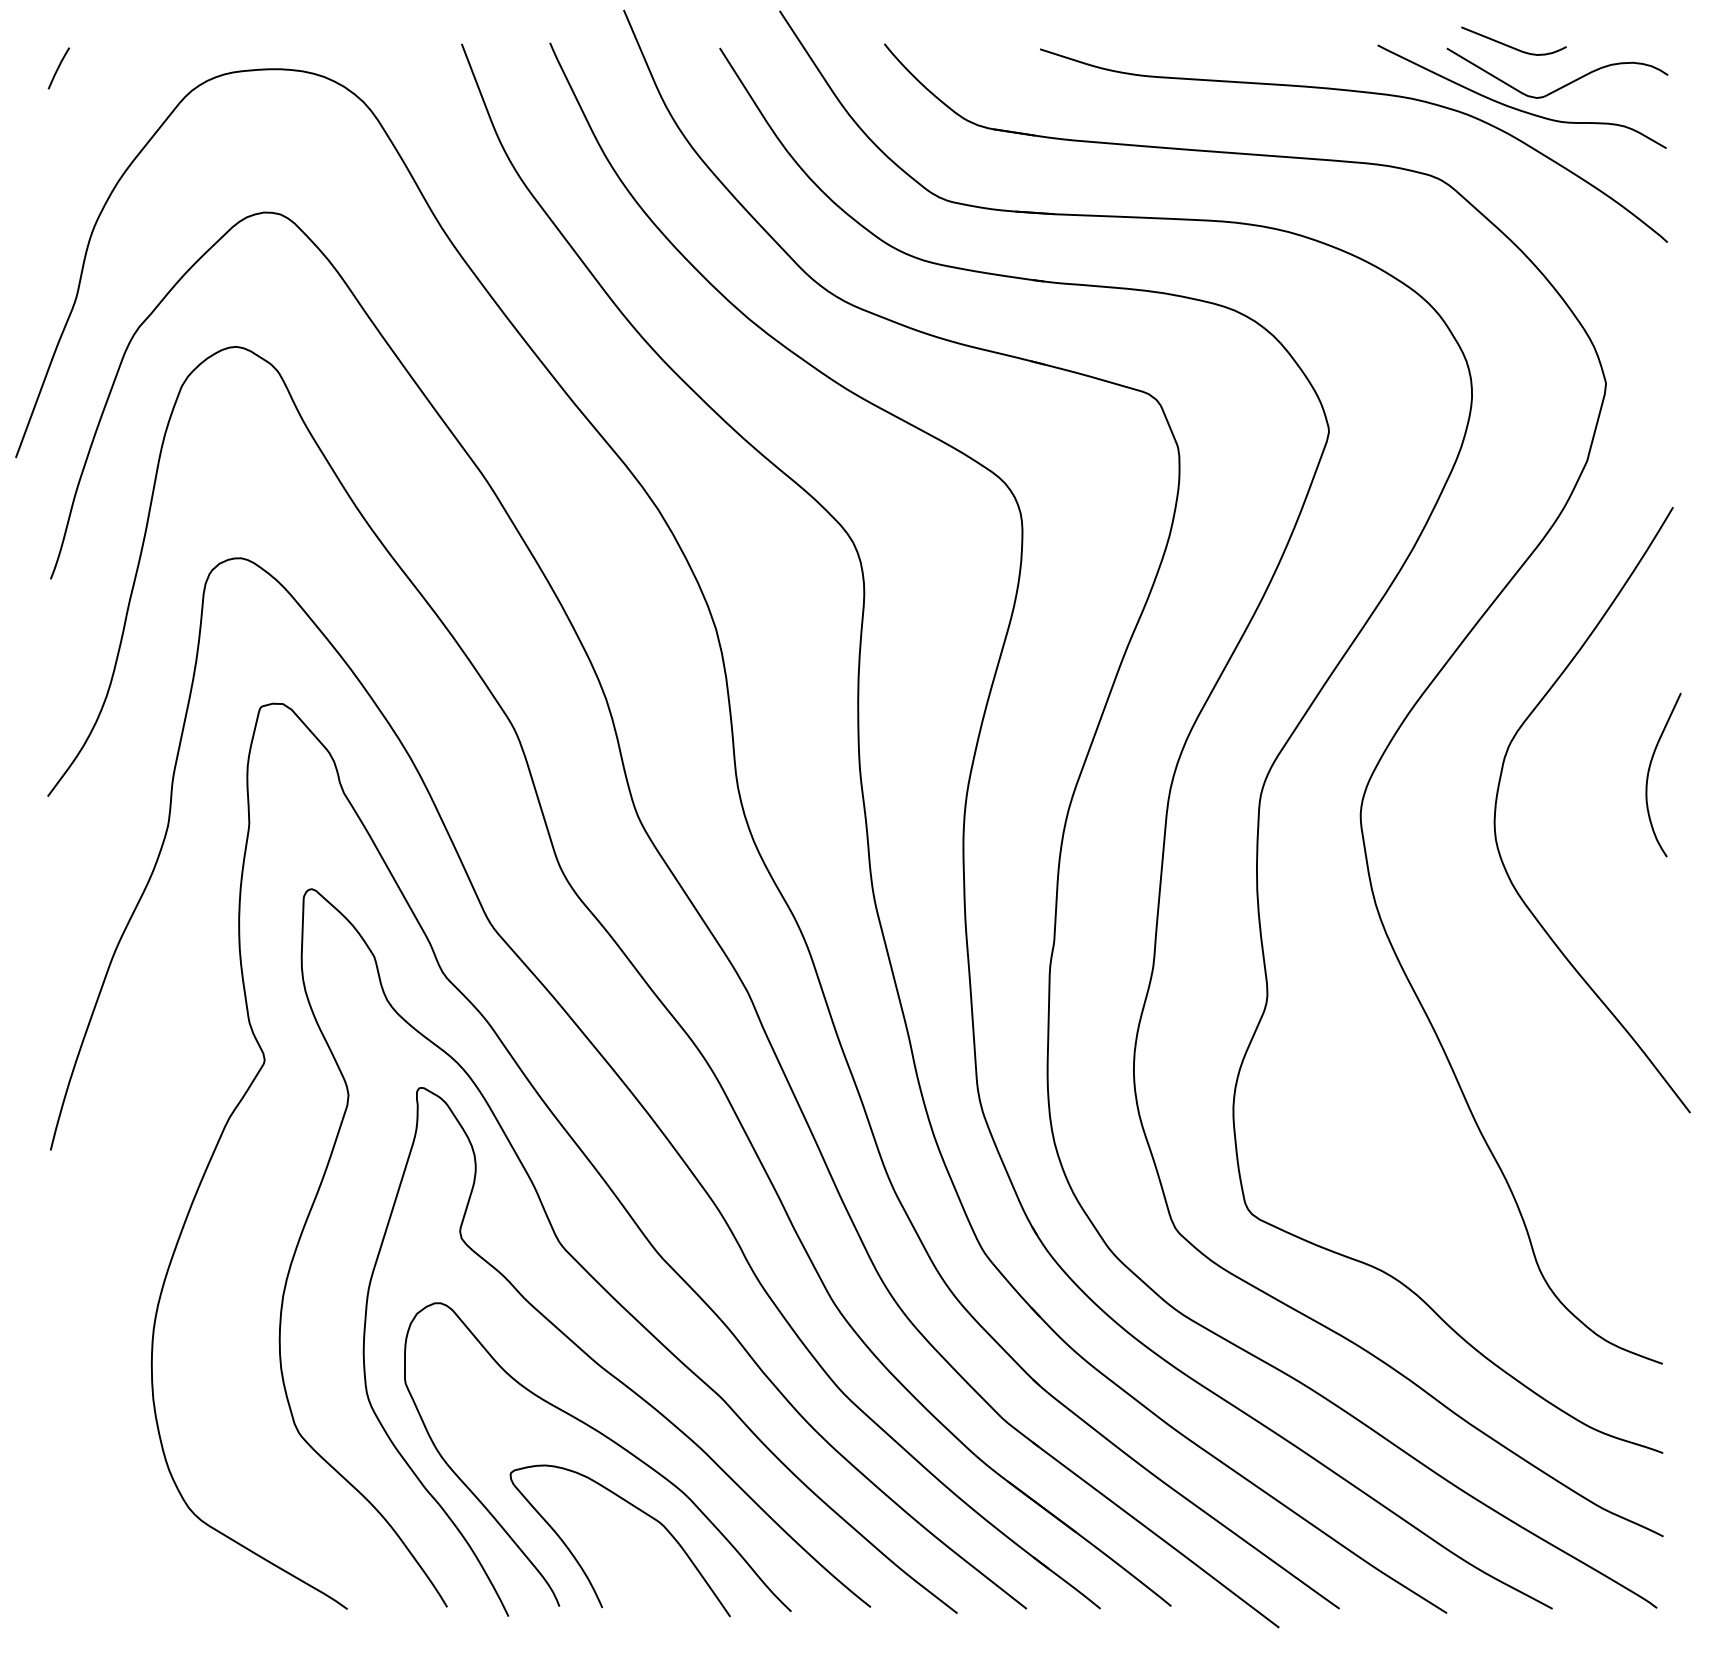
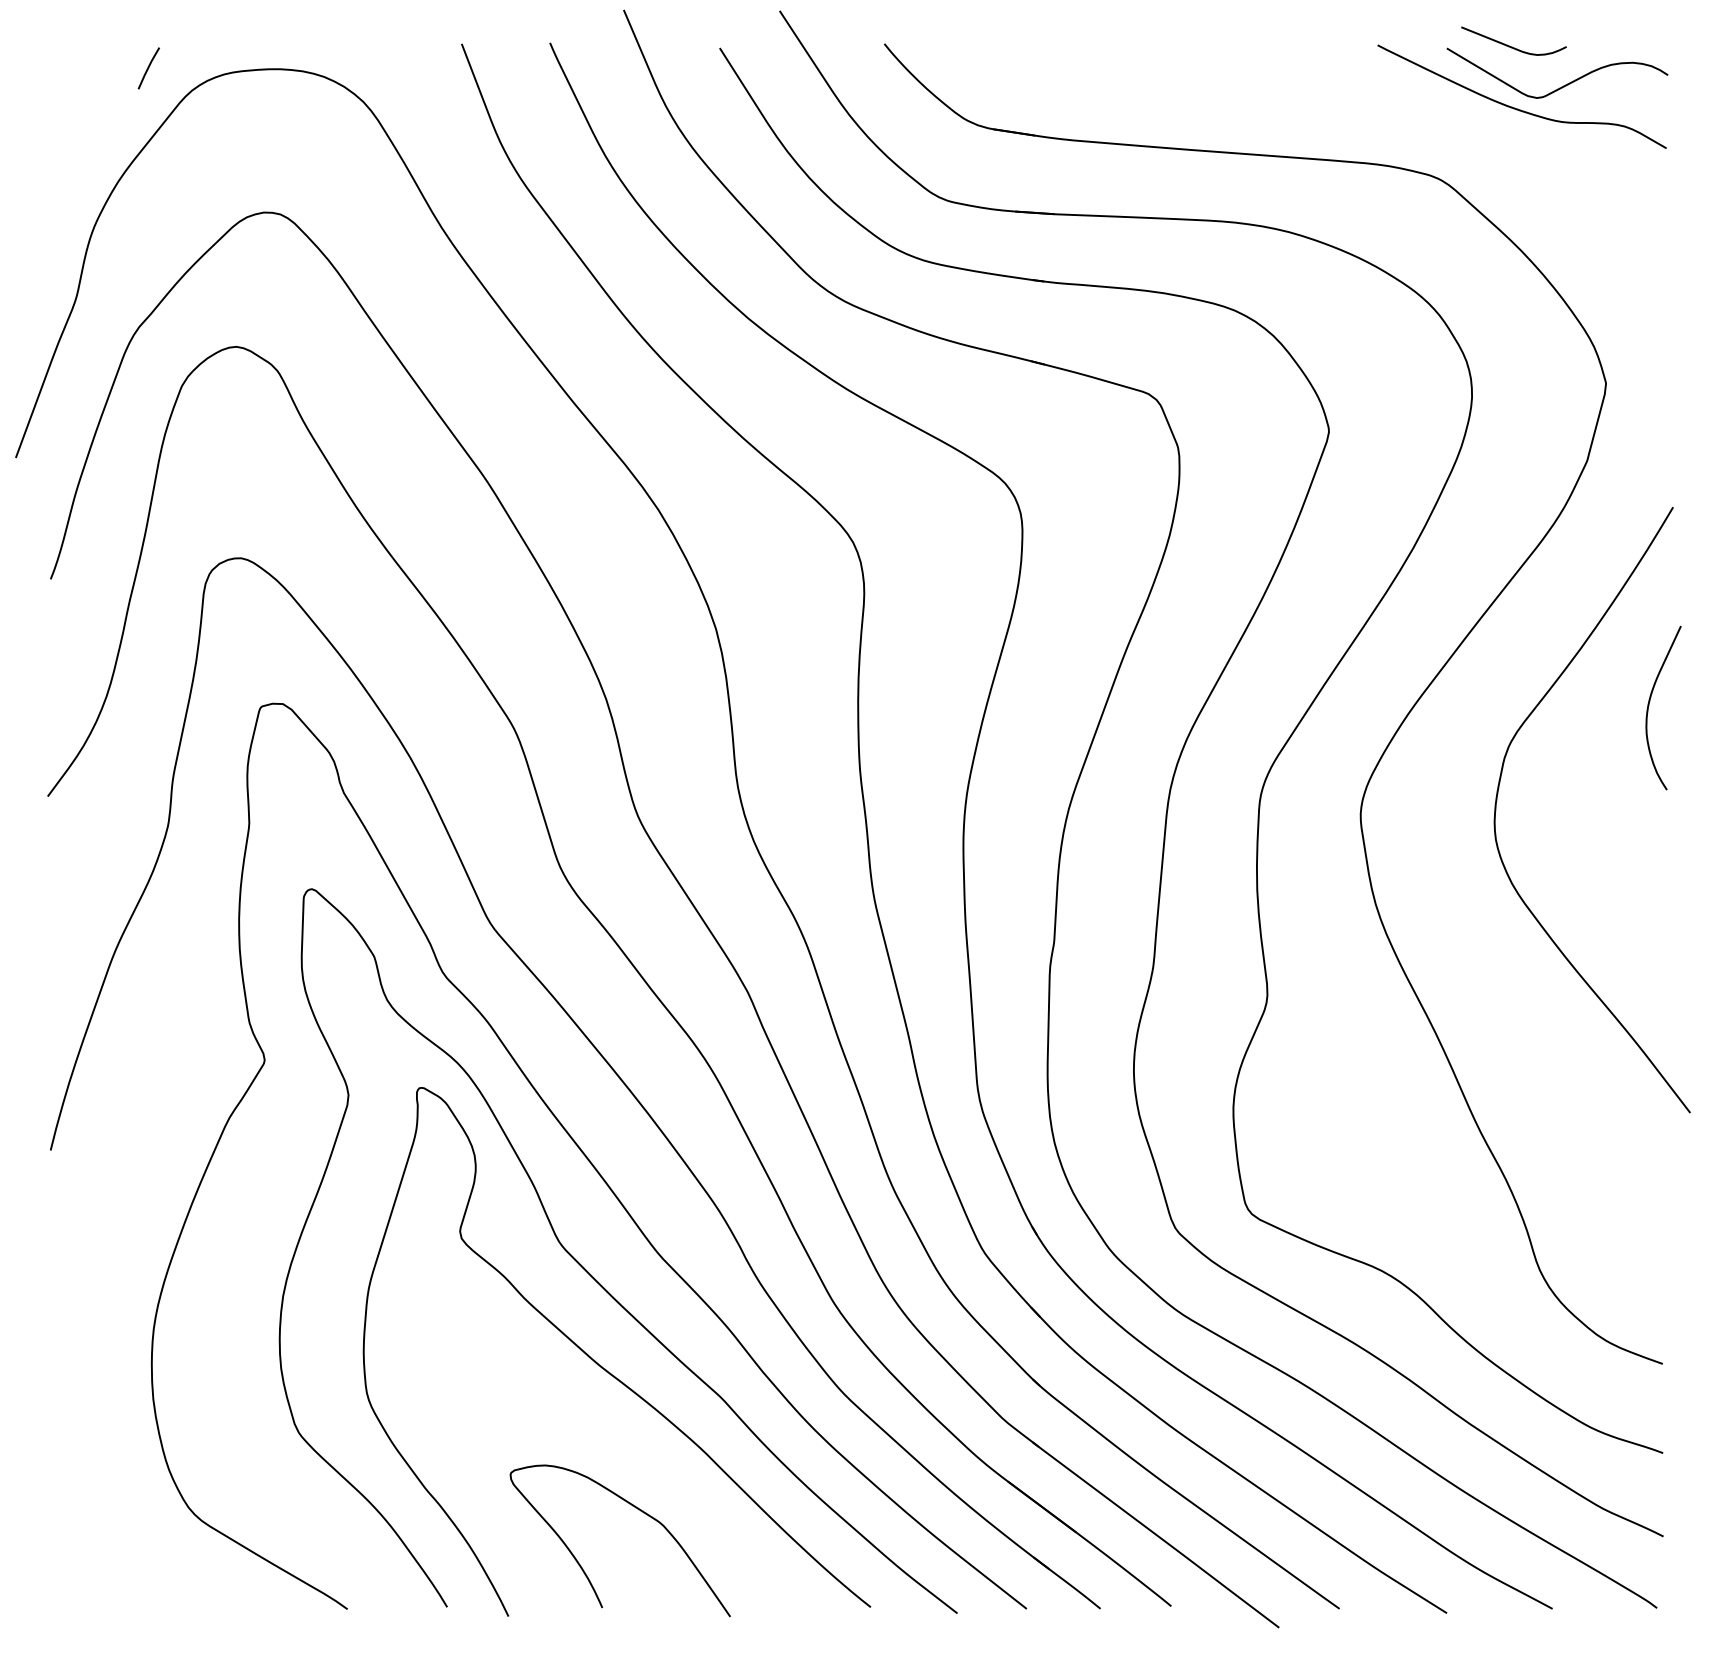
line position: (58, 68) -> (148, 68) (148, 68)
curve: present -> none (1355, 92)
curve position: (1649, 773) -> (1649, 706) (1649, 706)
curve: present -> none (608, 1439)
